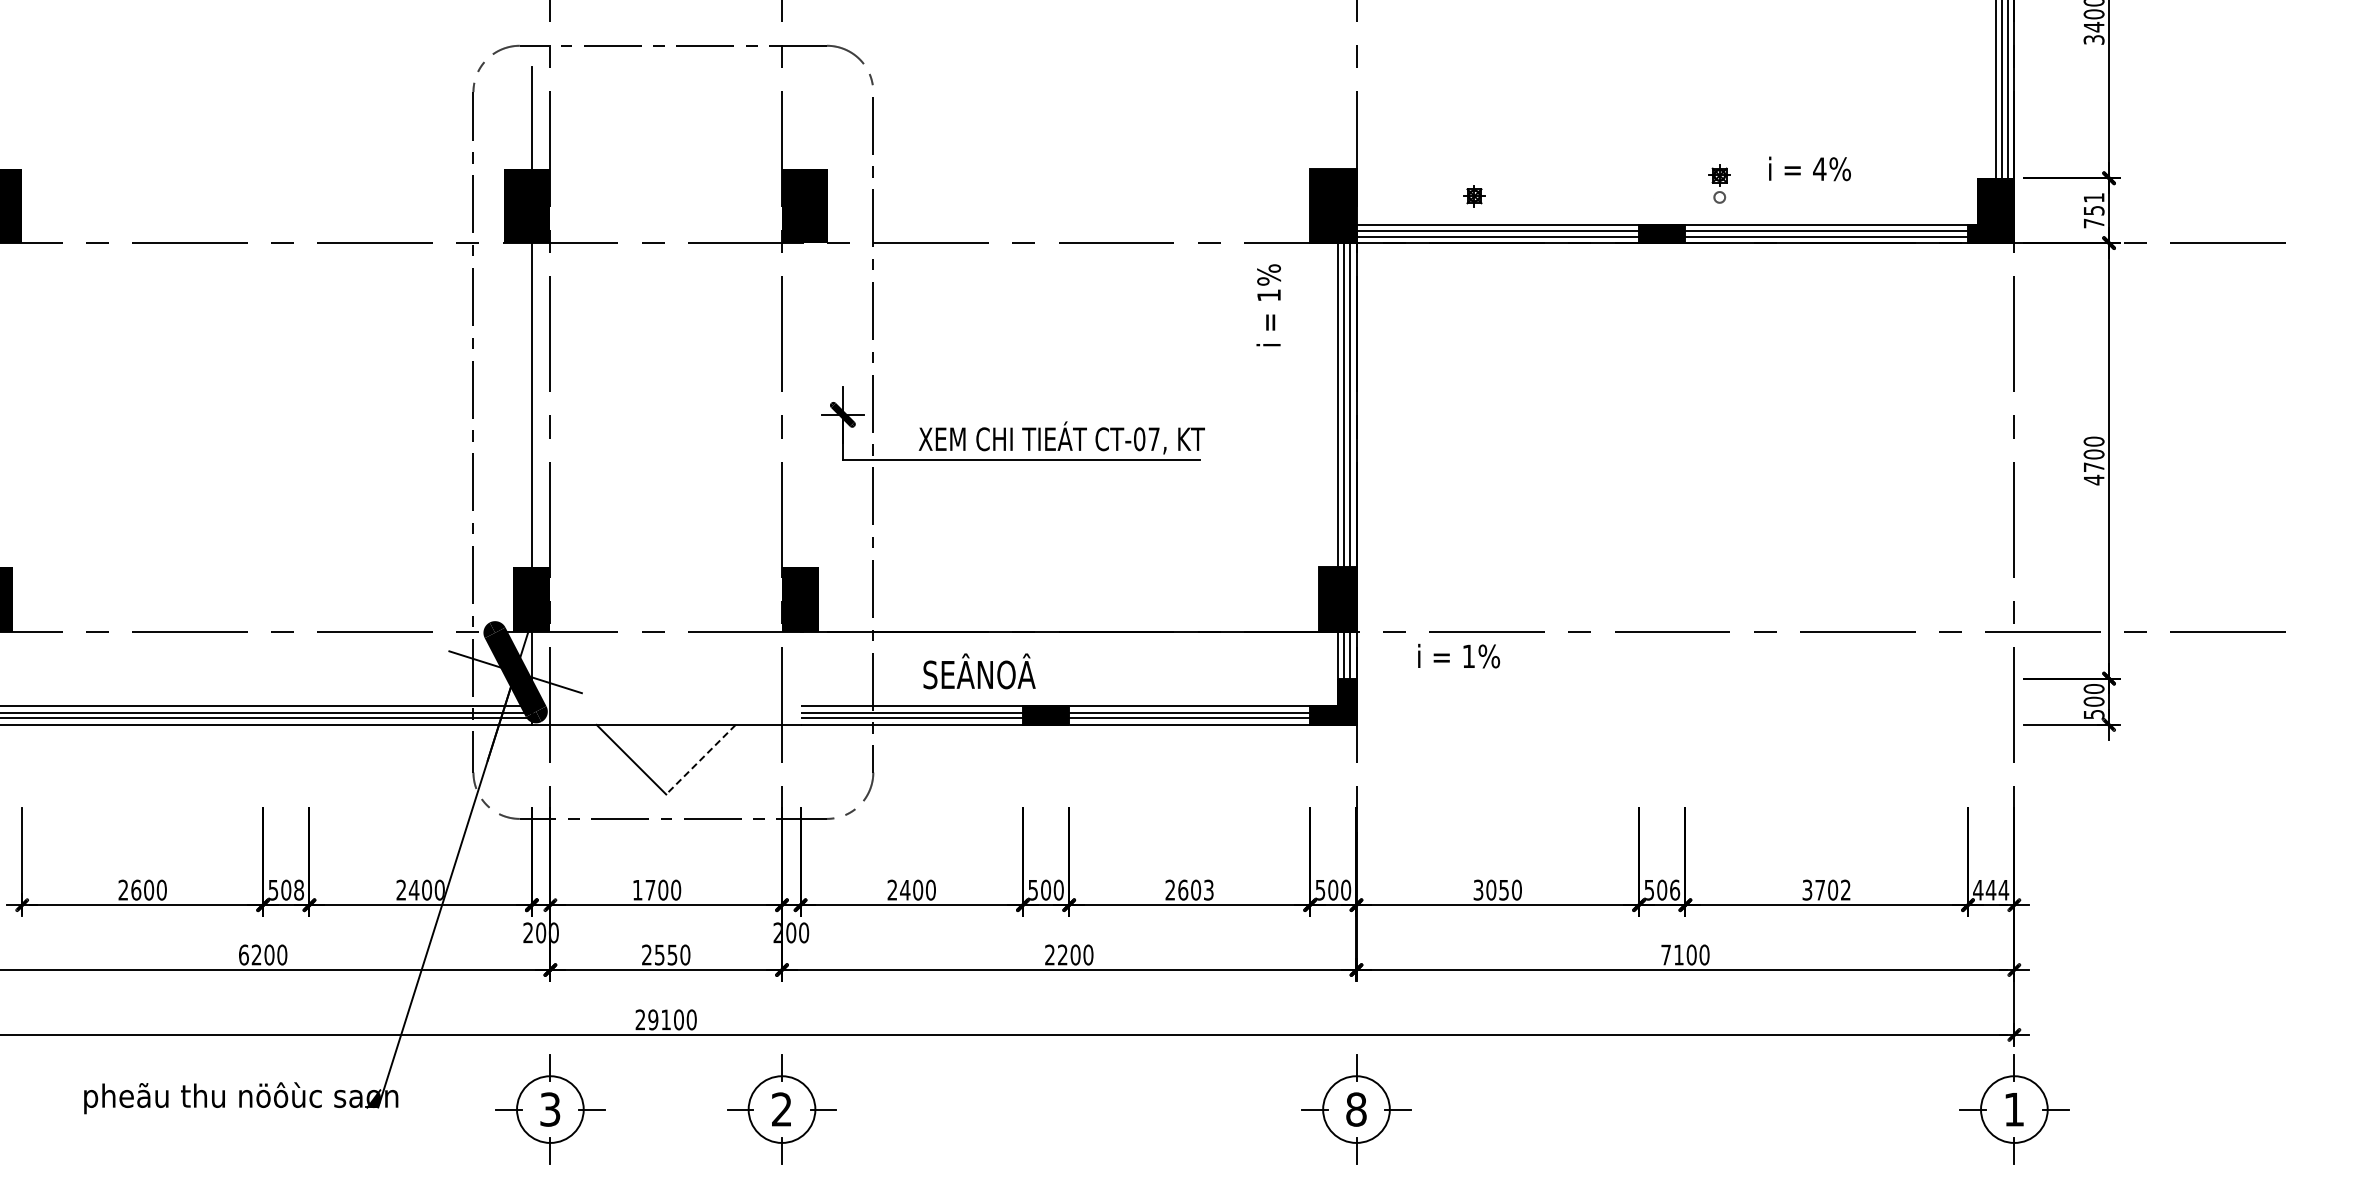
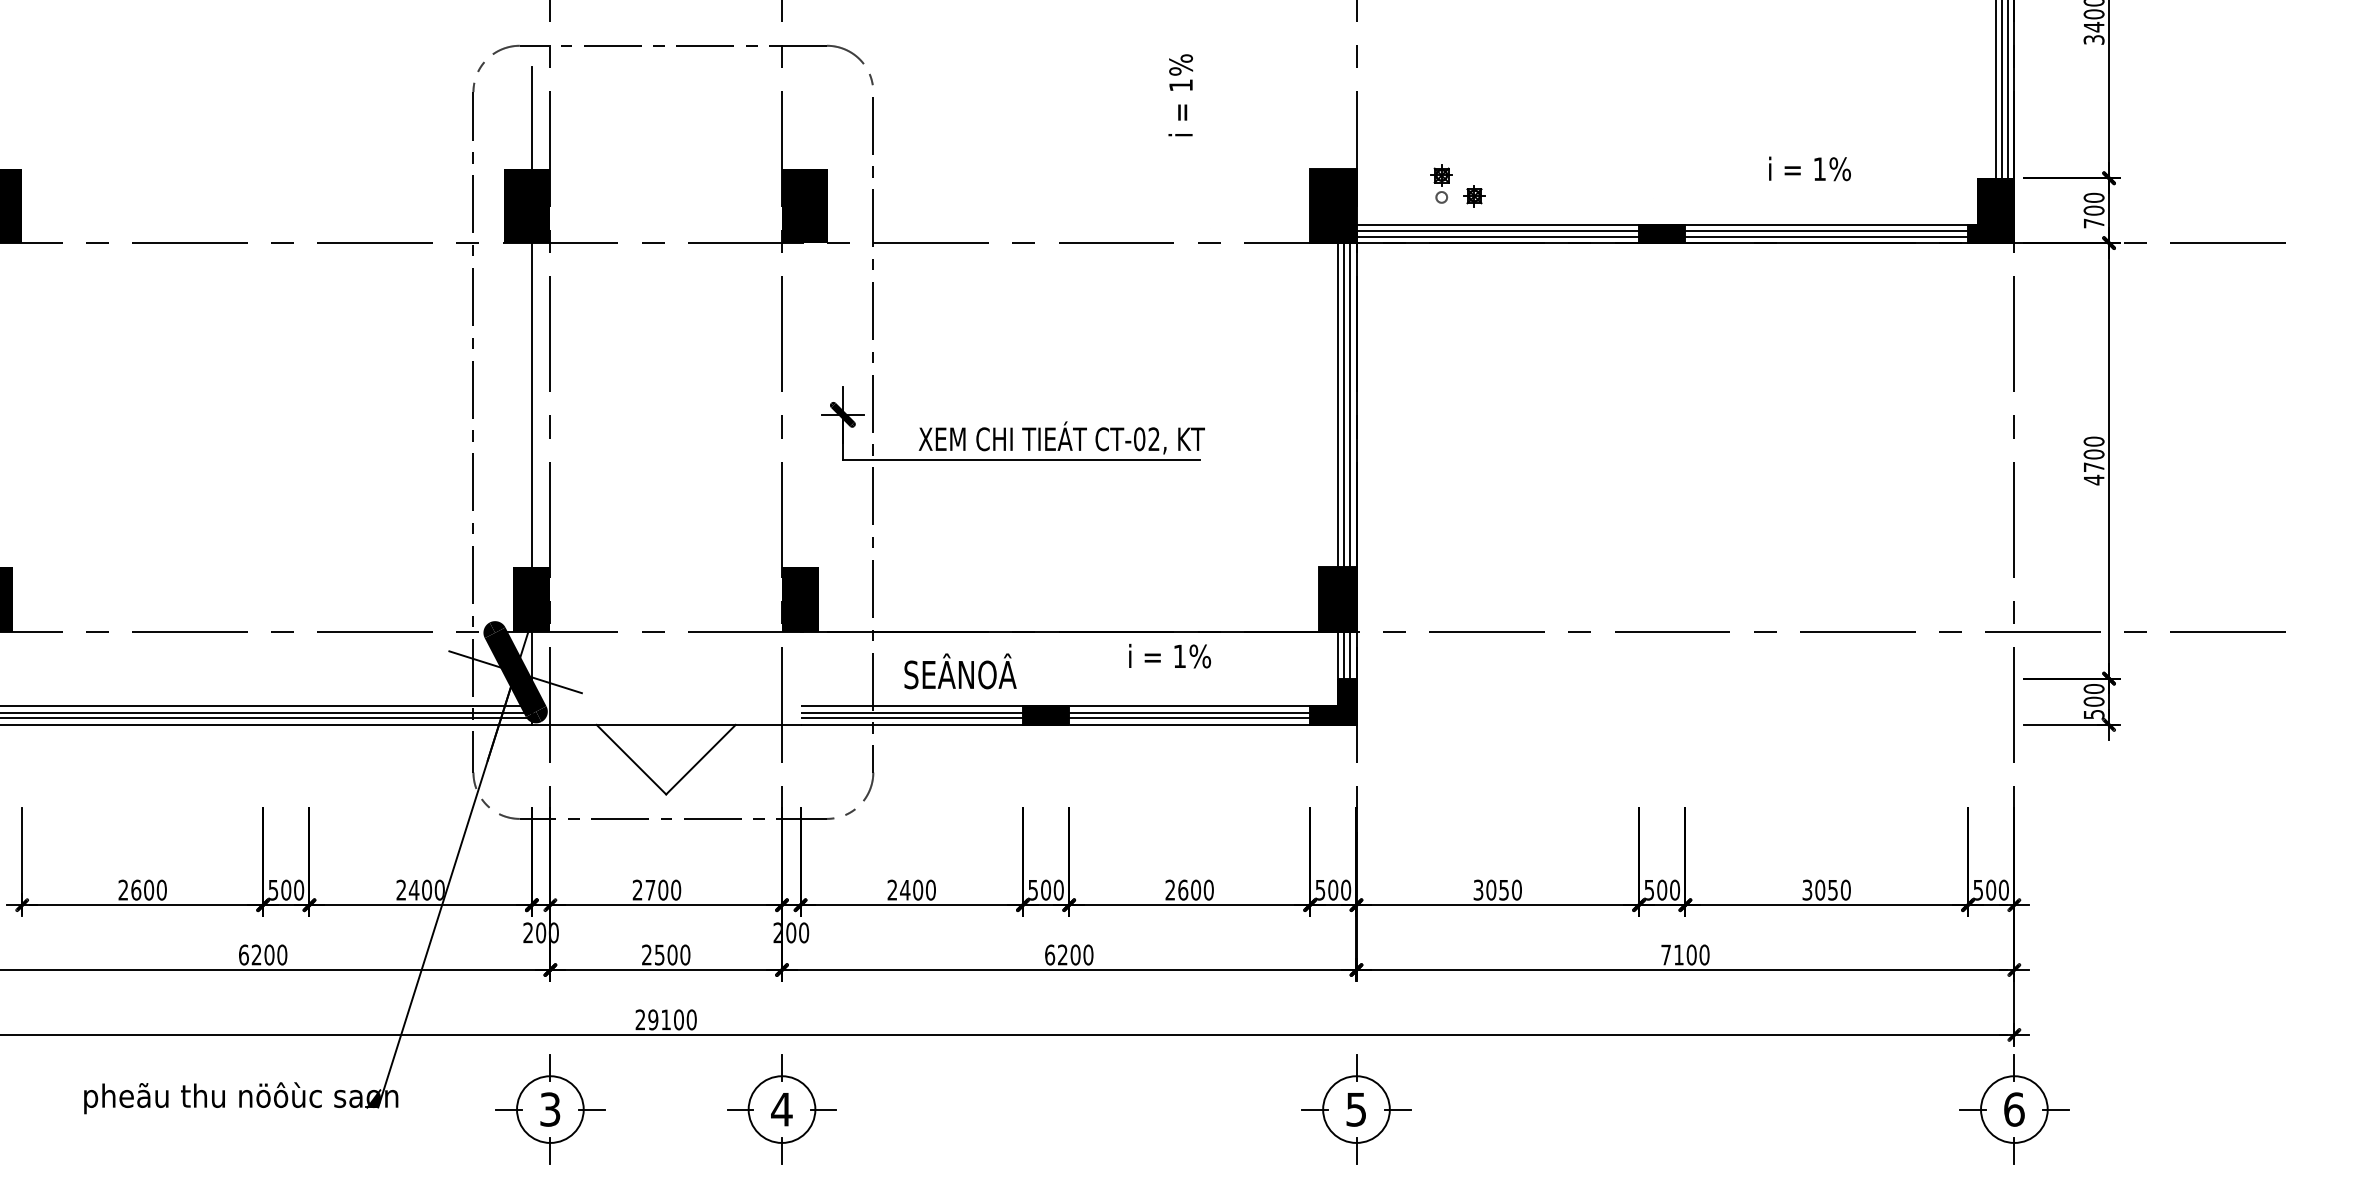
text: 4% -> 1% (1819, 168)
part position: (1719, 183) -> (1441, 183) (1441, 183)
text: 751 -> 700 (2093, 203)
text position: (1268, 305) -> (1180, 95) (1180, 95)
text: CT-07, -> CT-02, (1153, 438)
text position: (1459, 655) -> (1170, 655) (1170, 655)
text position: (979, 671) -> (960, 671) (960, 671)
line: dashed -> solid (700, 760)
text: 1700 -> 2700 (637, 889)
text: 2603 -> 2600 (1208, 889)
text: 506 -> 500 (1675, 889)
text: 3702 -> 3050 (1832, 889)
text: 444 -> 500 (1991, 889)
text: 508 -> 500 (299, 890)
text: 2550 -> 2500 (672, 954)
text: 2200 -> 6200 (1050, 954)
text: 2 -> 4 (781, 1109)
text: 8 -> 5 (1356, 1109)
text: 1 -> 6 (2014, 1109)
